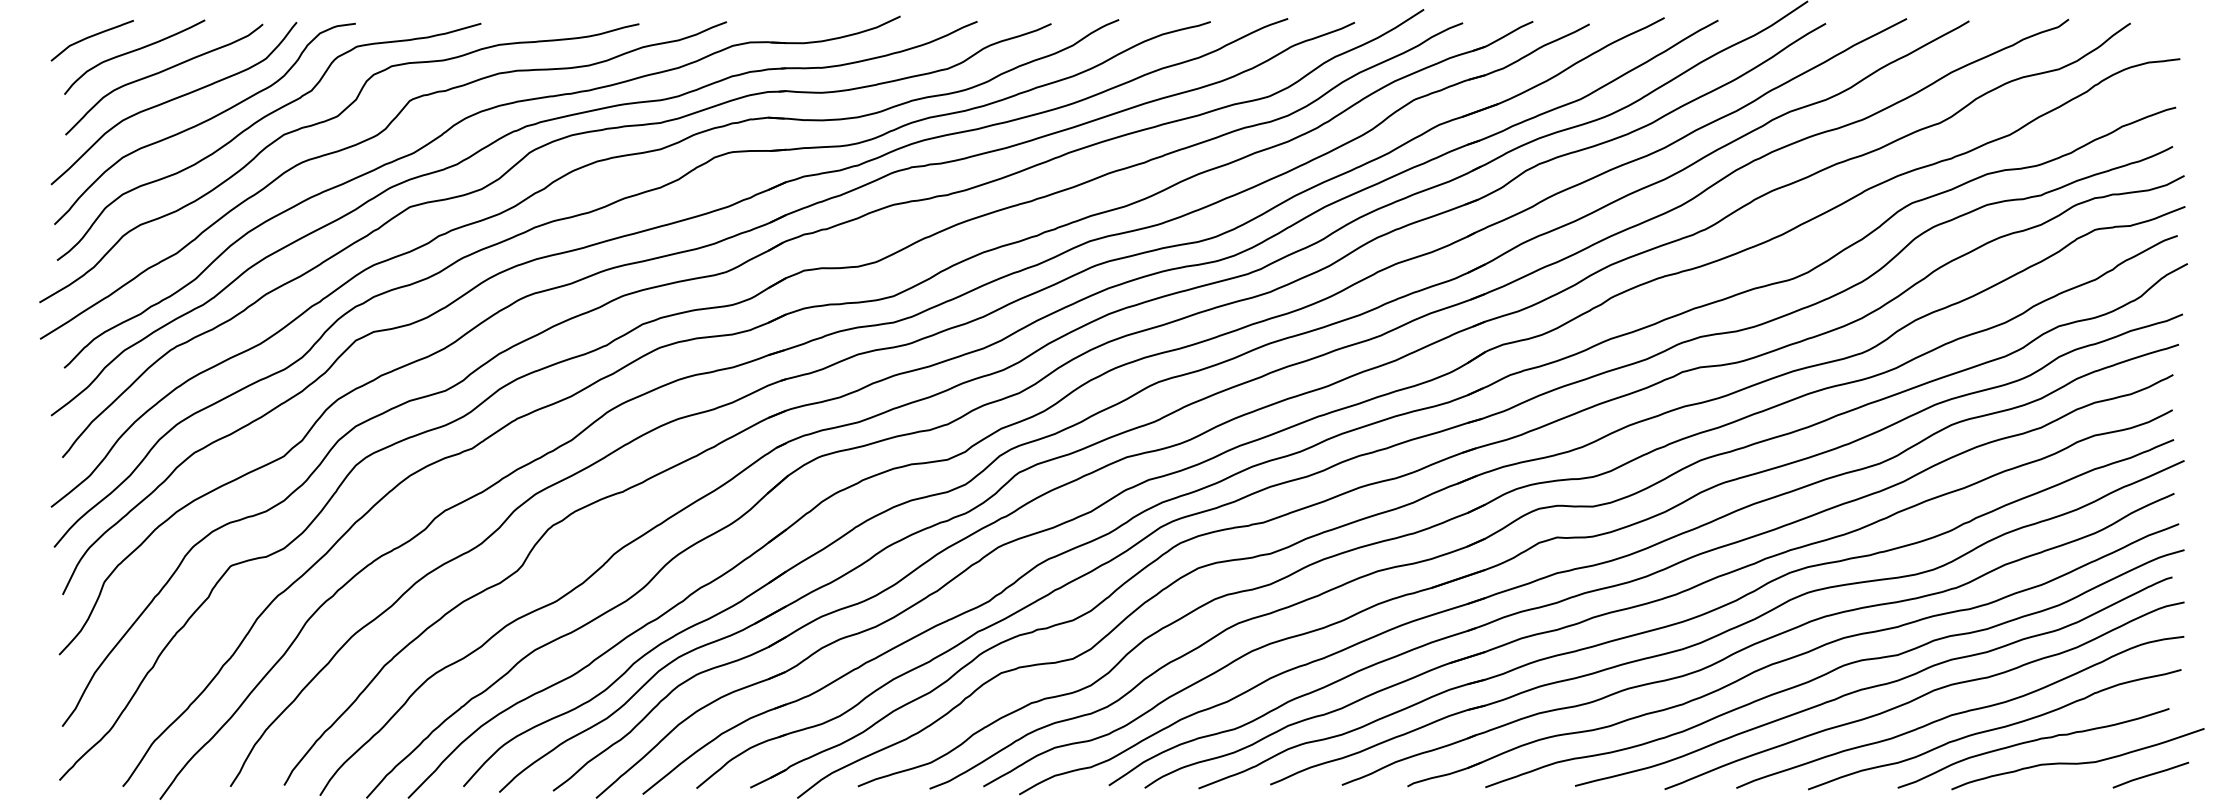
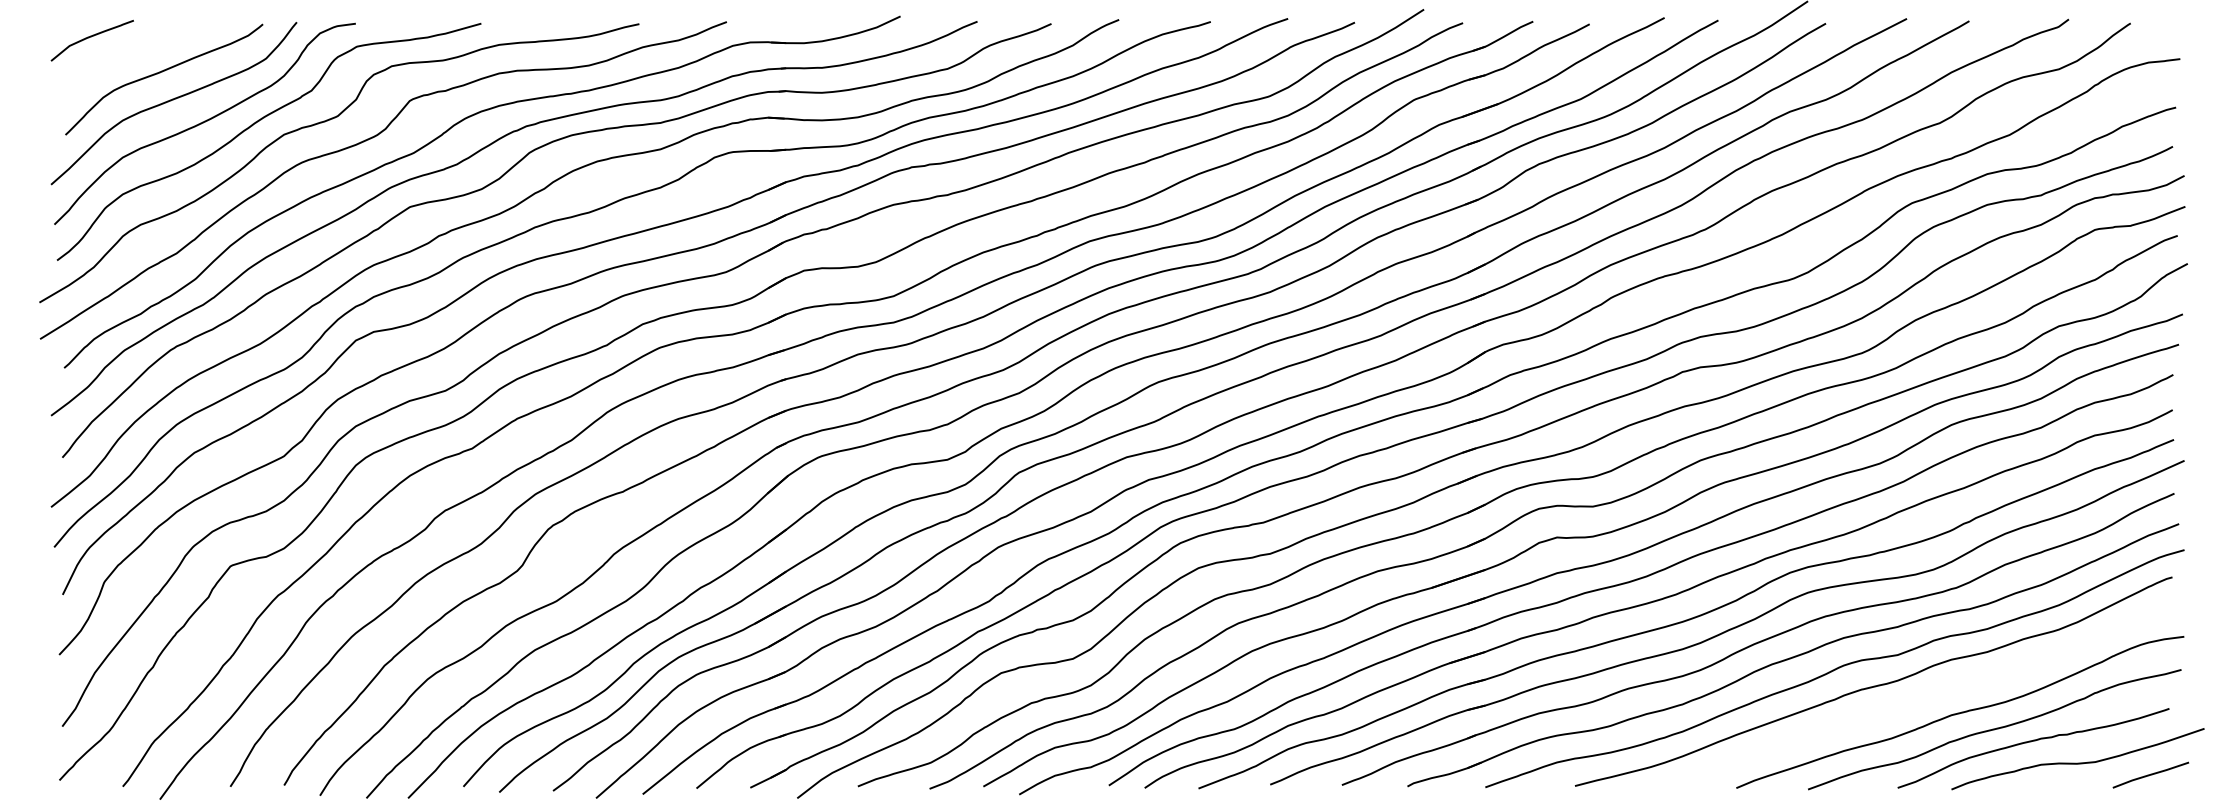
curve: present -> none (132, 52)
curve: present -> none (1924, 695)
